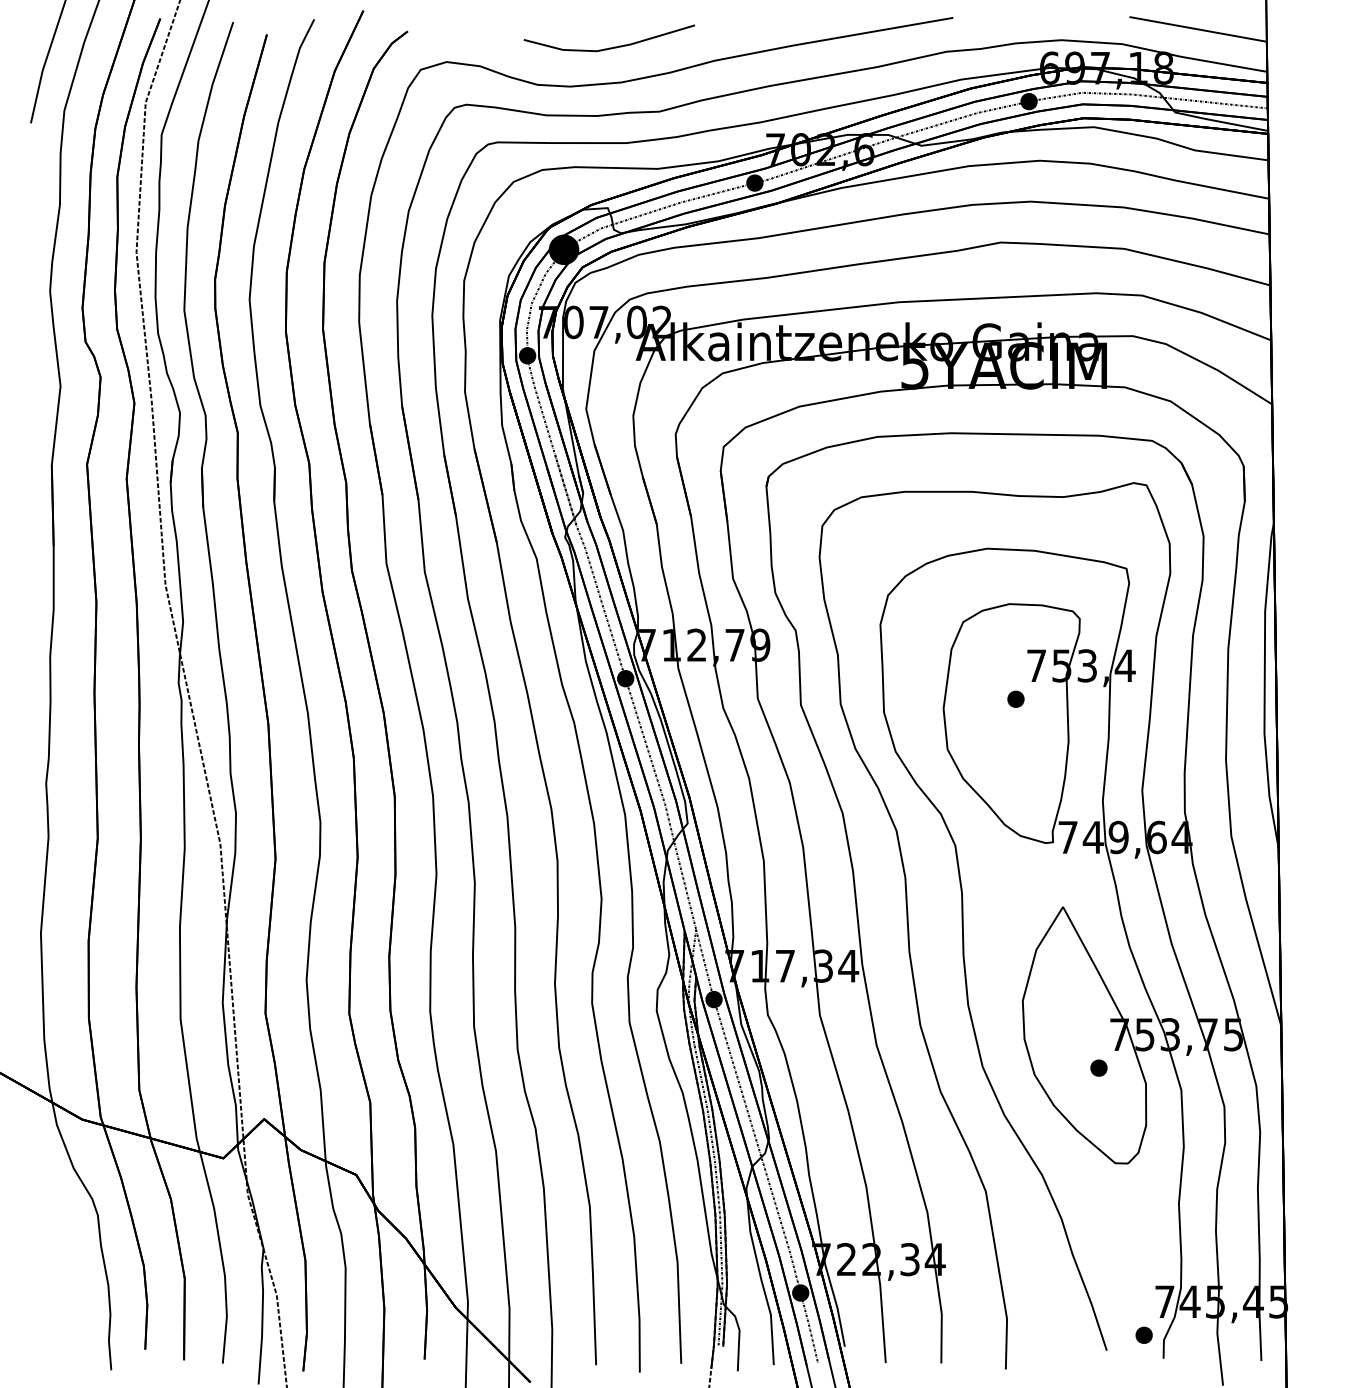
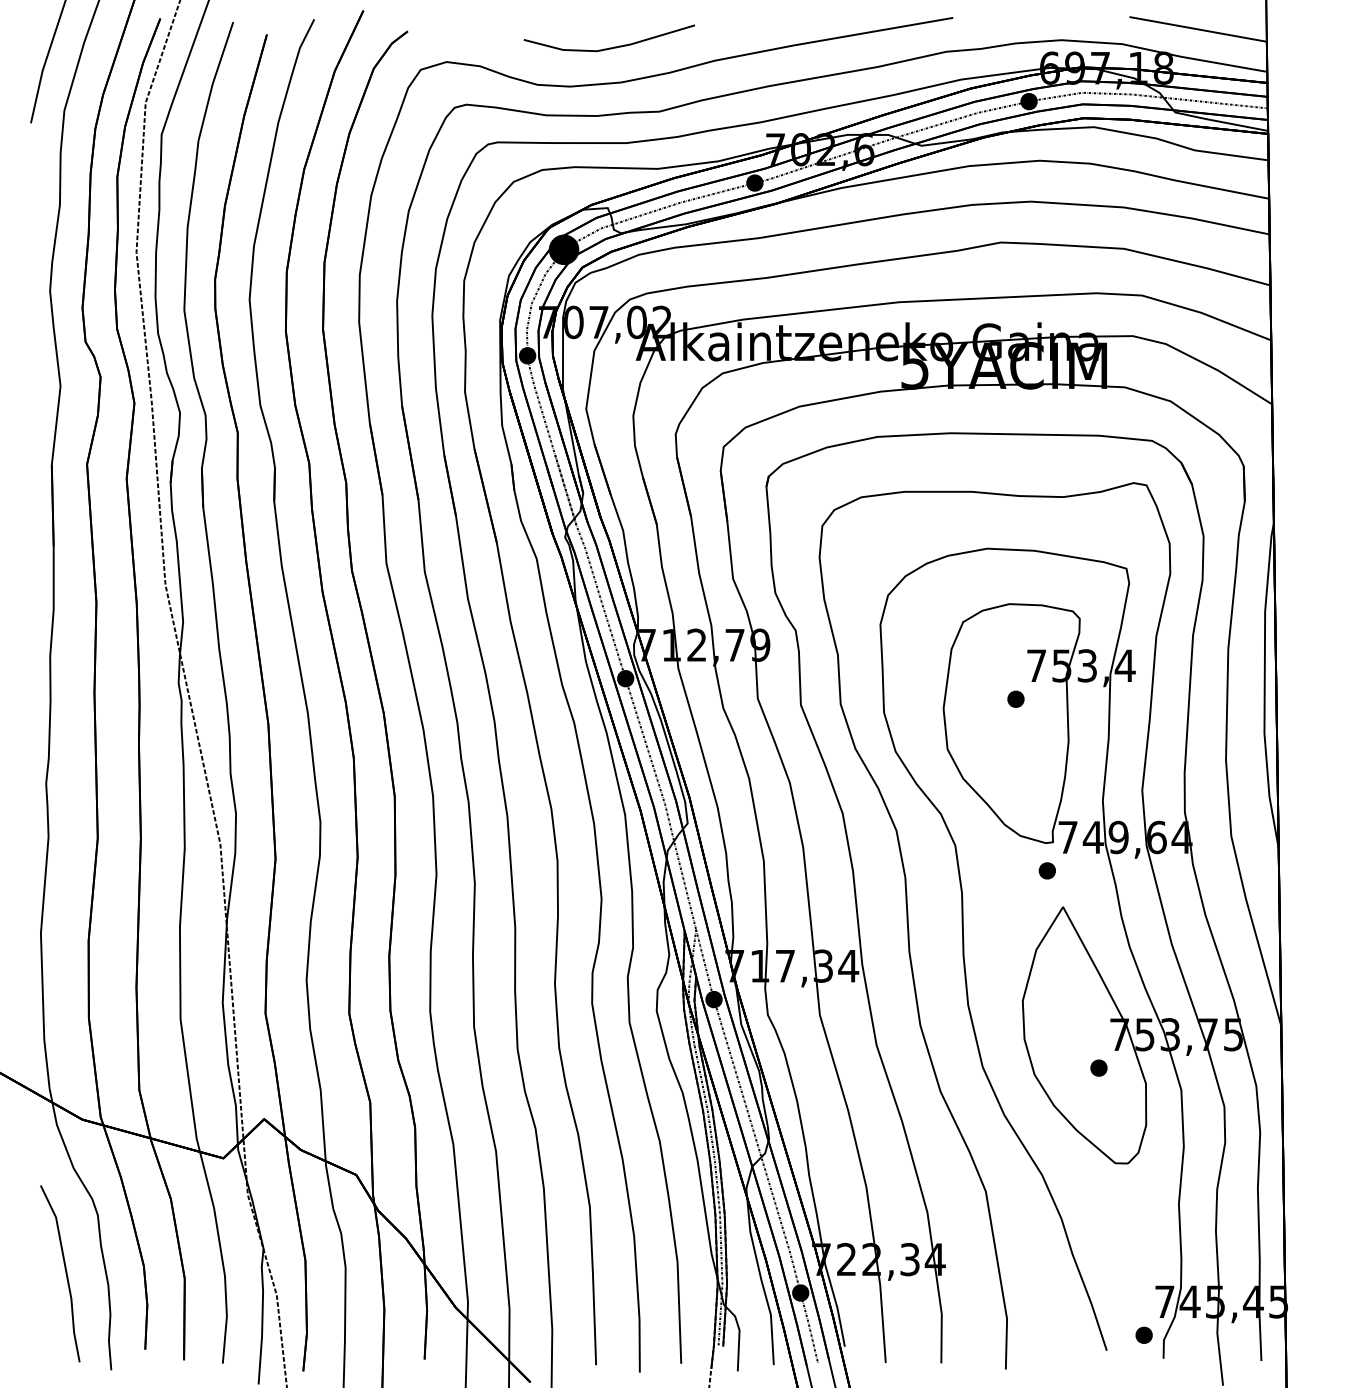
part: none -> present (1046, 870)
part: none -> present (60, 1273)
